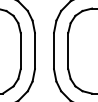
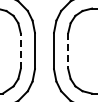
line: solid -> dashed (20, 50)
line: solid -> dashed (68, 51)
